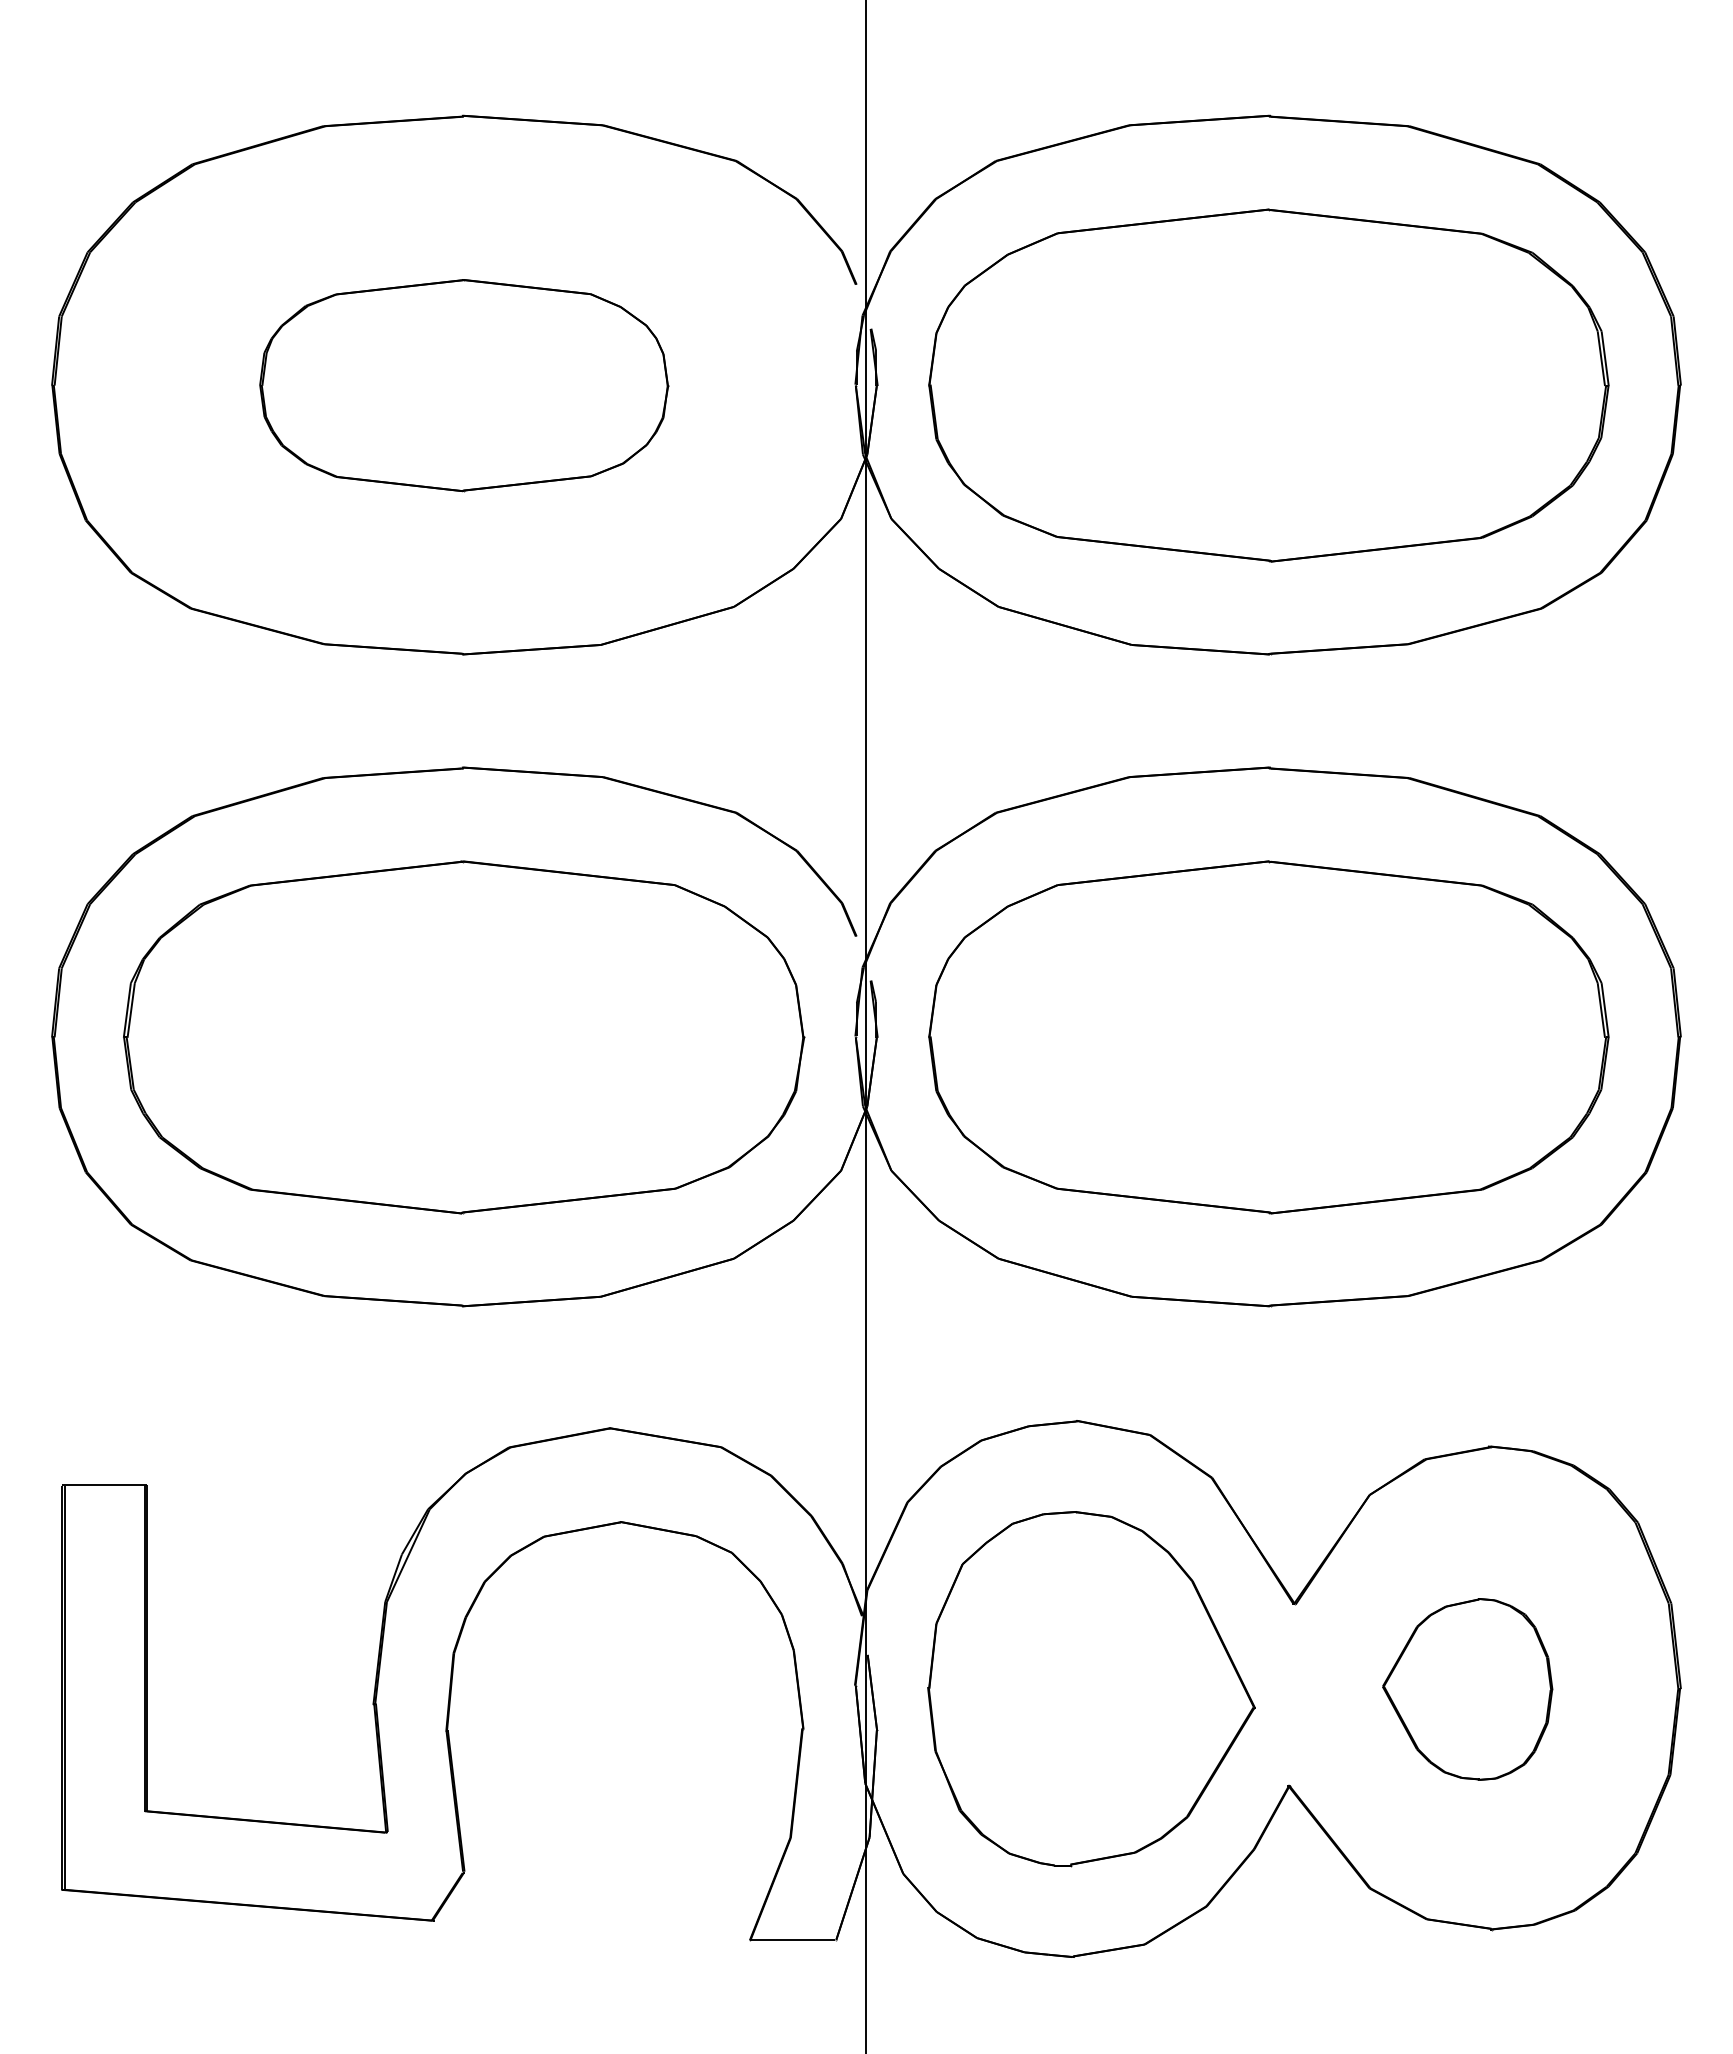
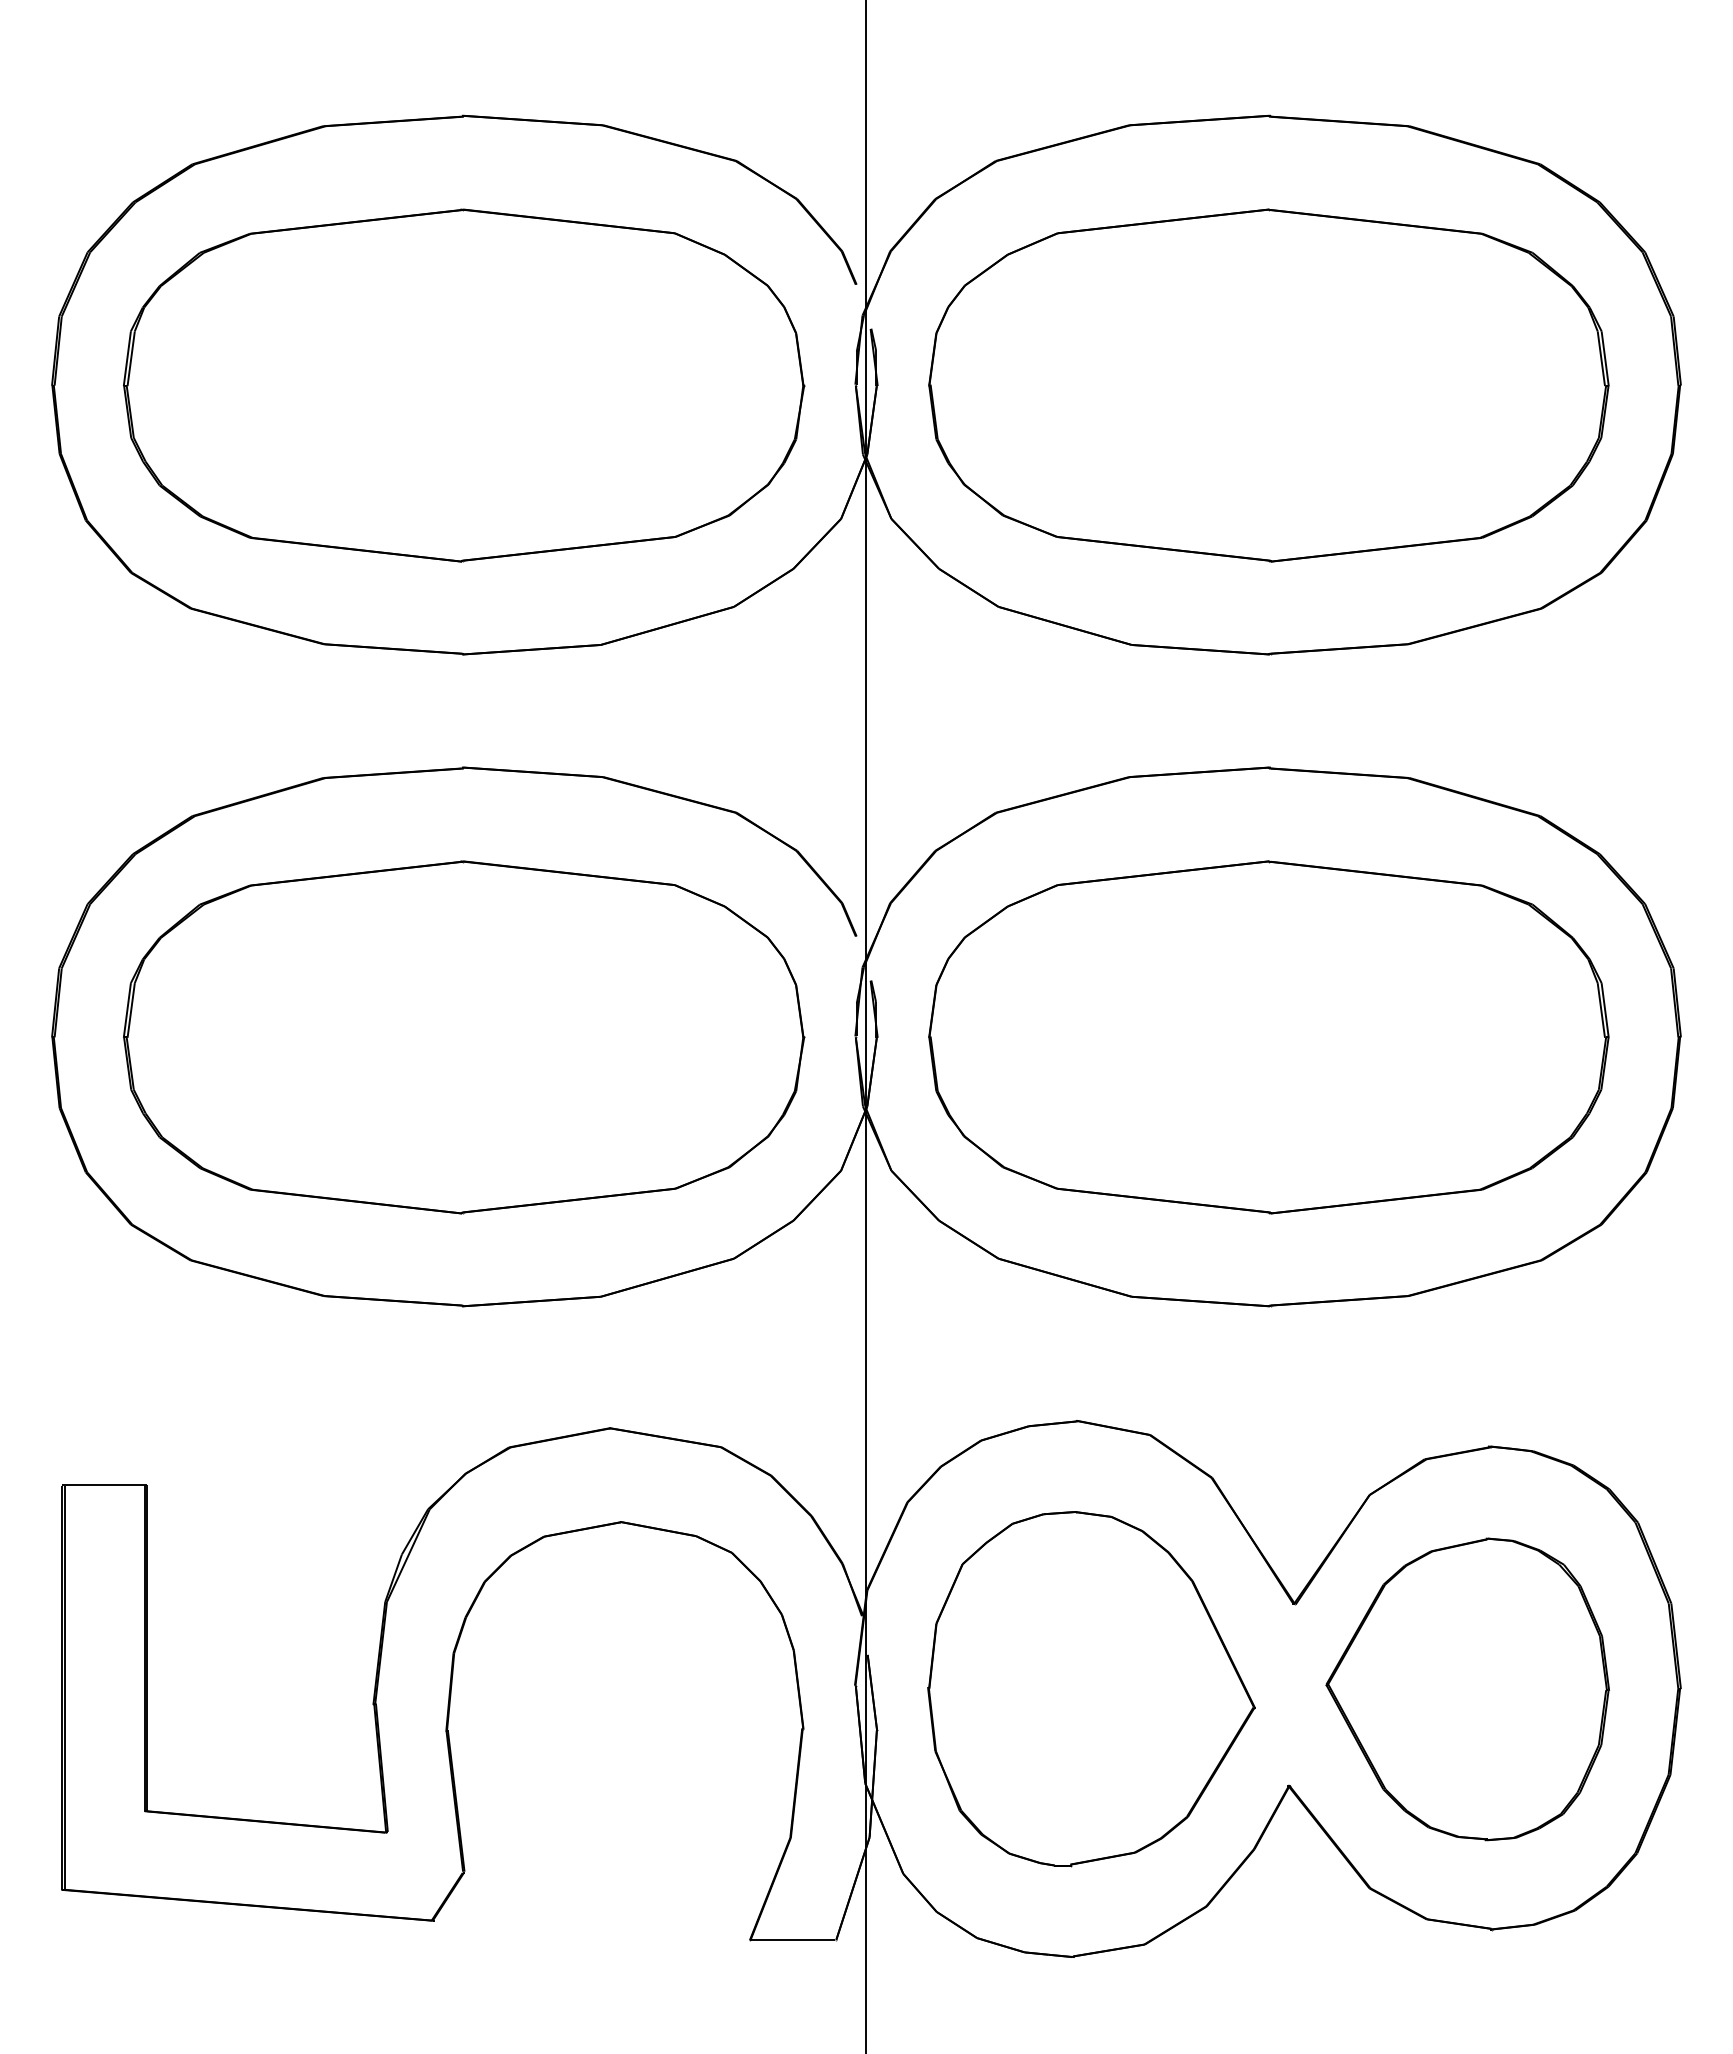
part size: 411x214 px -> 683x355 px (464, 385)
part size: 172x183 px -> 285x305 px (1467, 1689)
